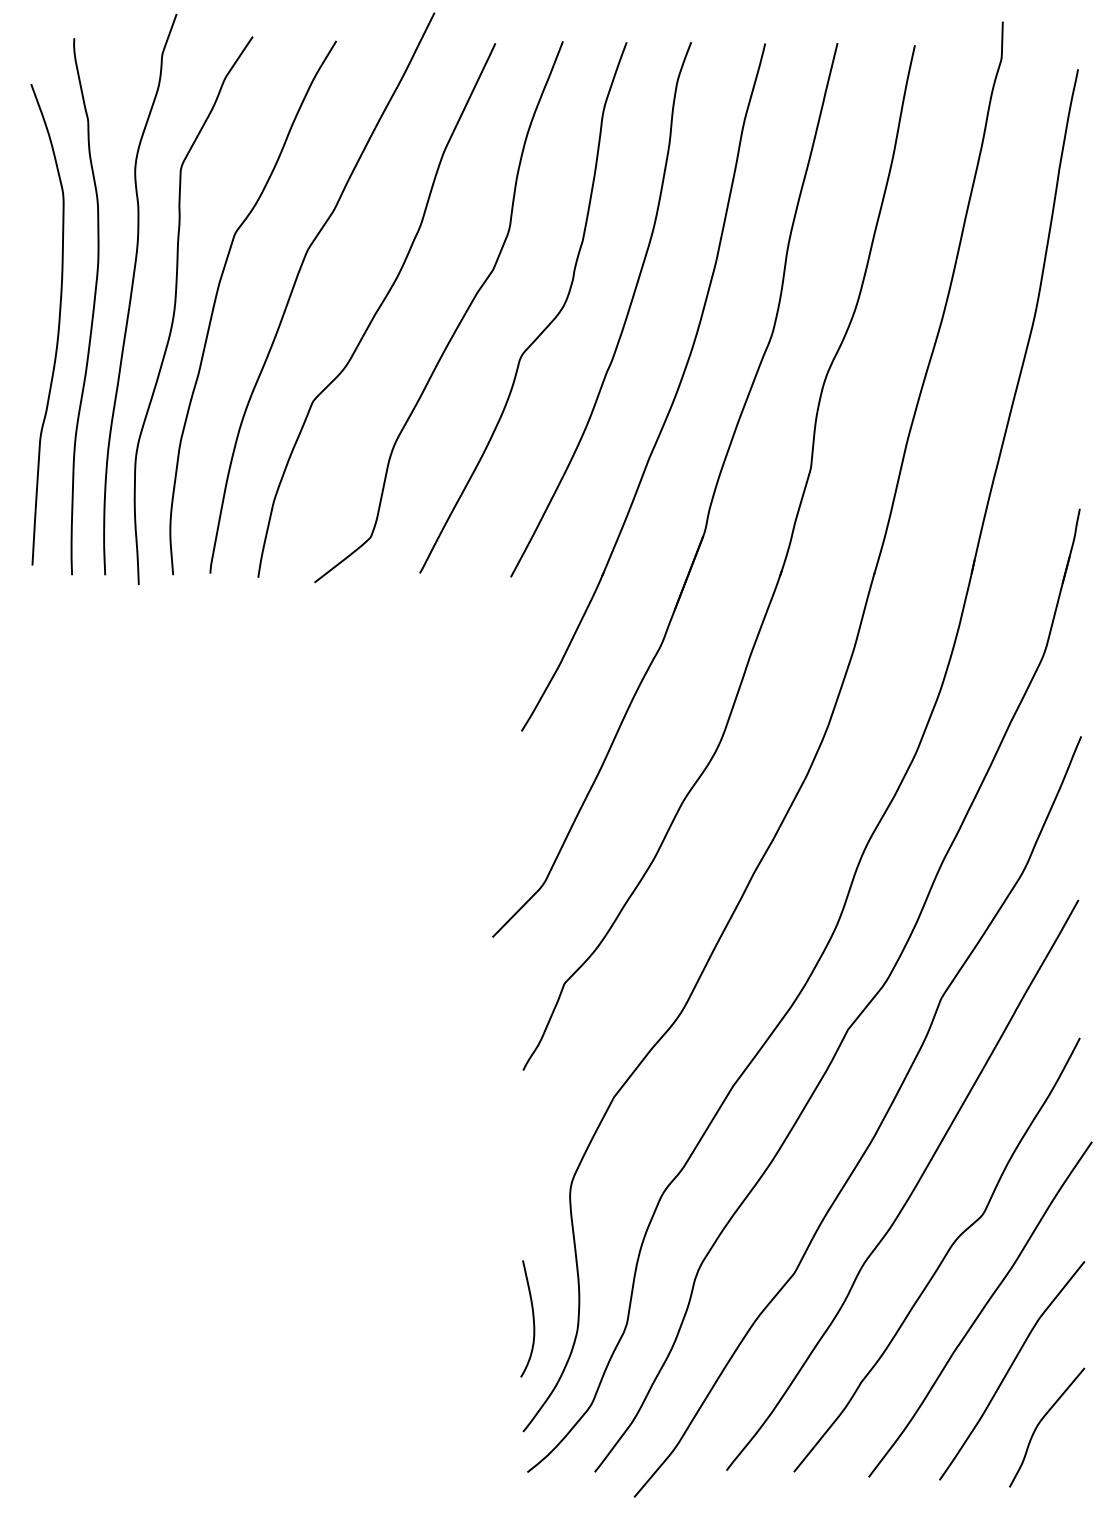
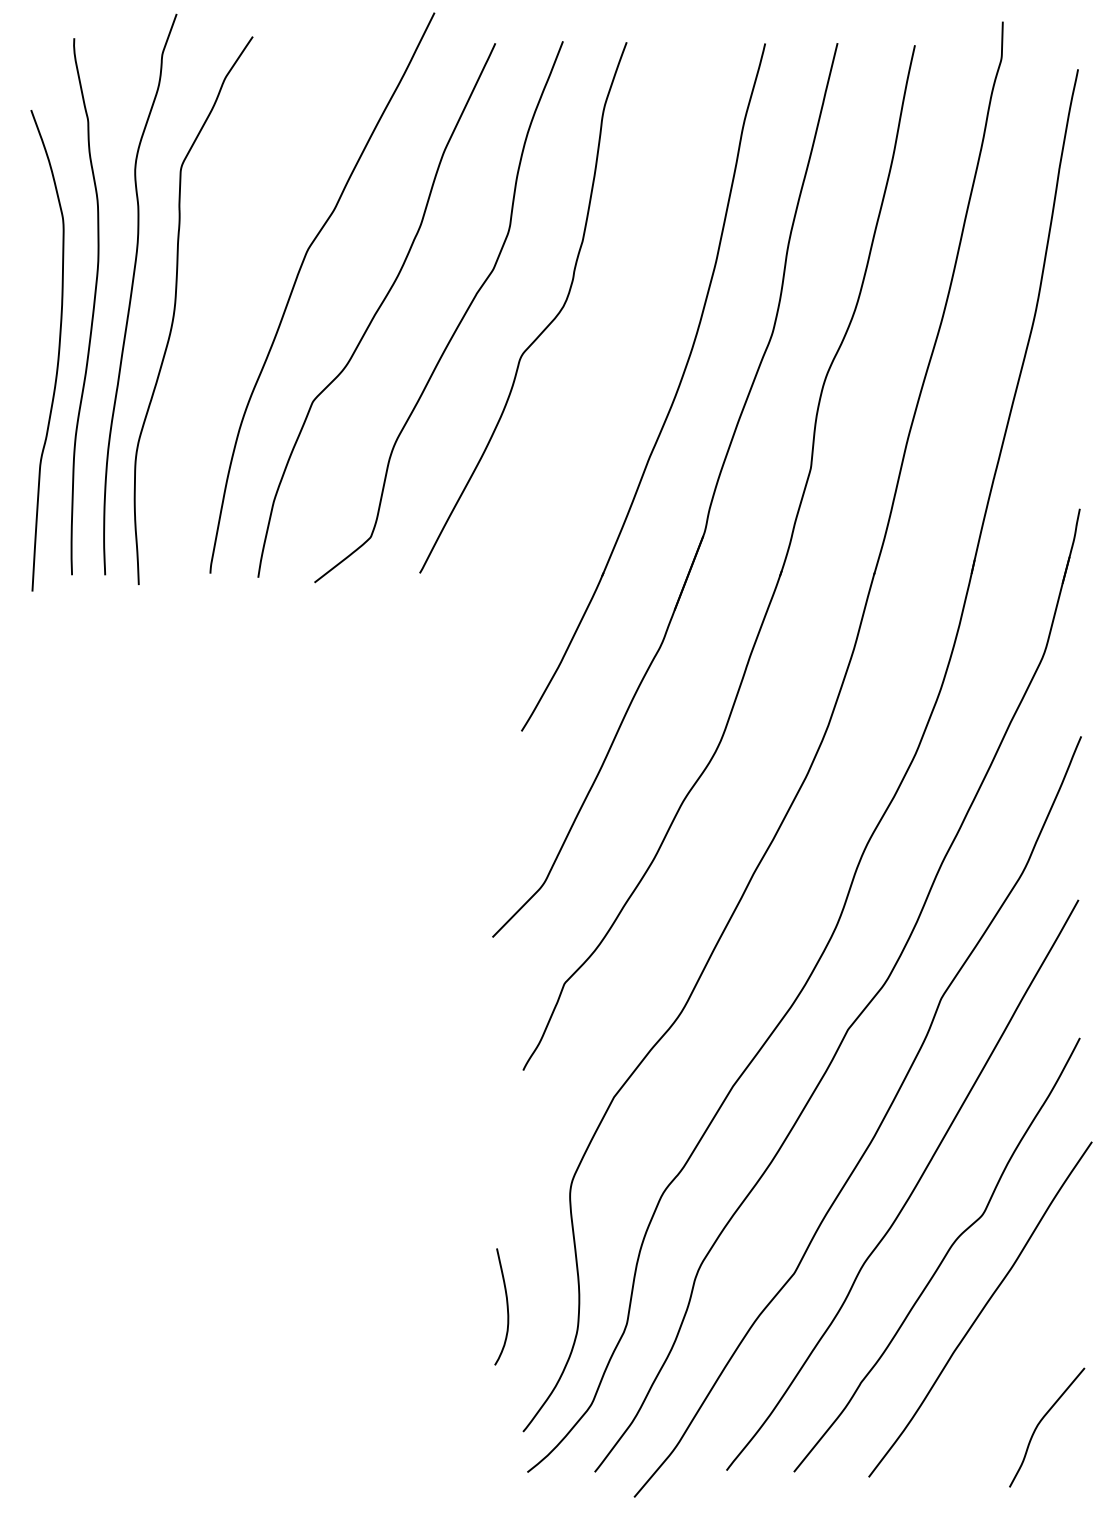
curve: present -> none (216, 300)
curve: present -> none (625, 317)
curve position: (58, 324) -> (58, 350) (58, 350)
curve position: (532, 1318) -> (506, 1306) (506, 1306)
curve: present -> none (1010, 1369)
